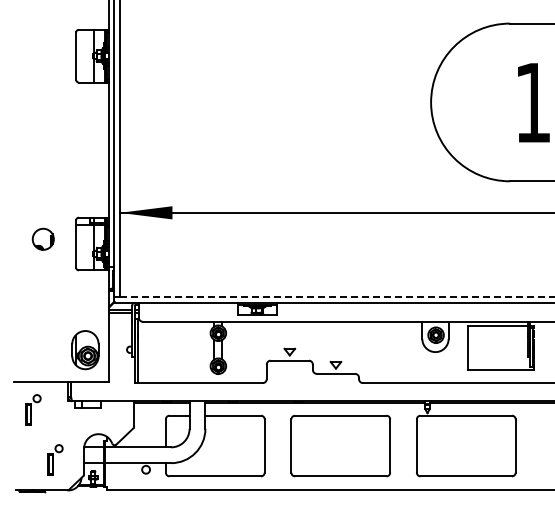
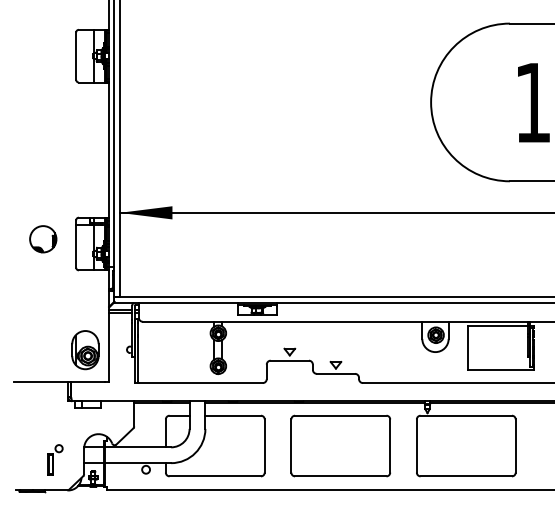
part size: 24x24 px -> 29x29 px (43, 239)
line: dashed -> solid (334, 297)
part: present -> none (33, 409)
